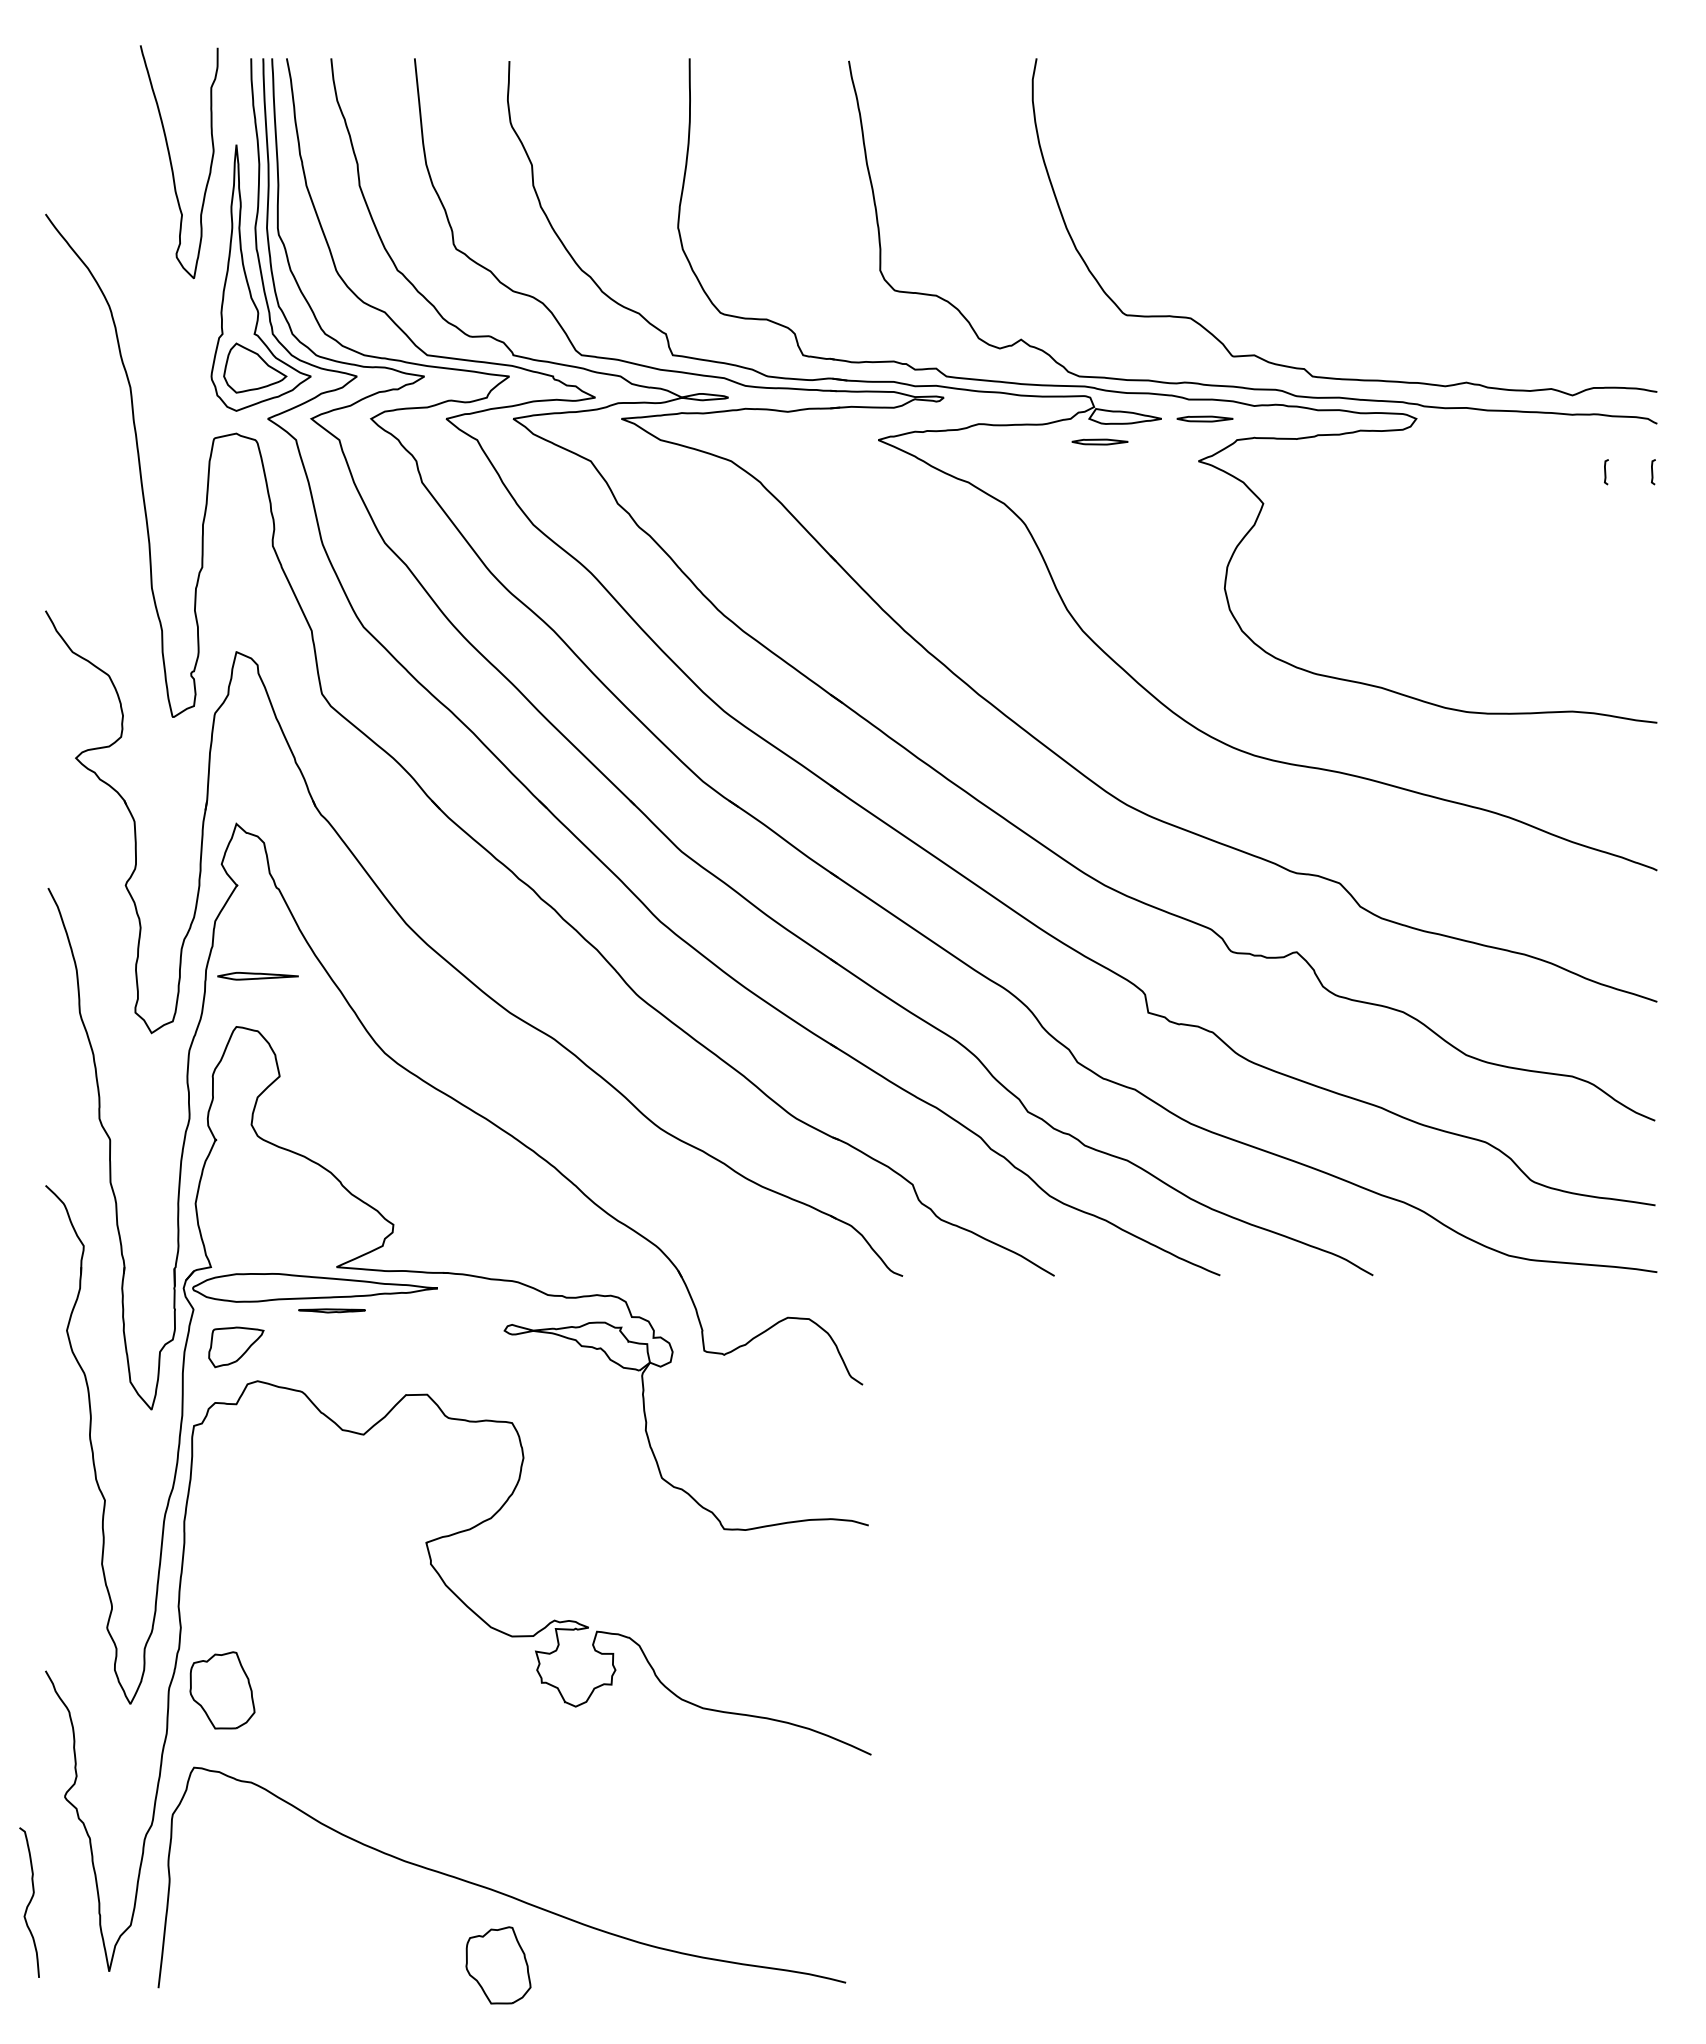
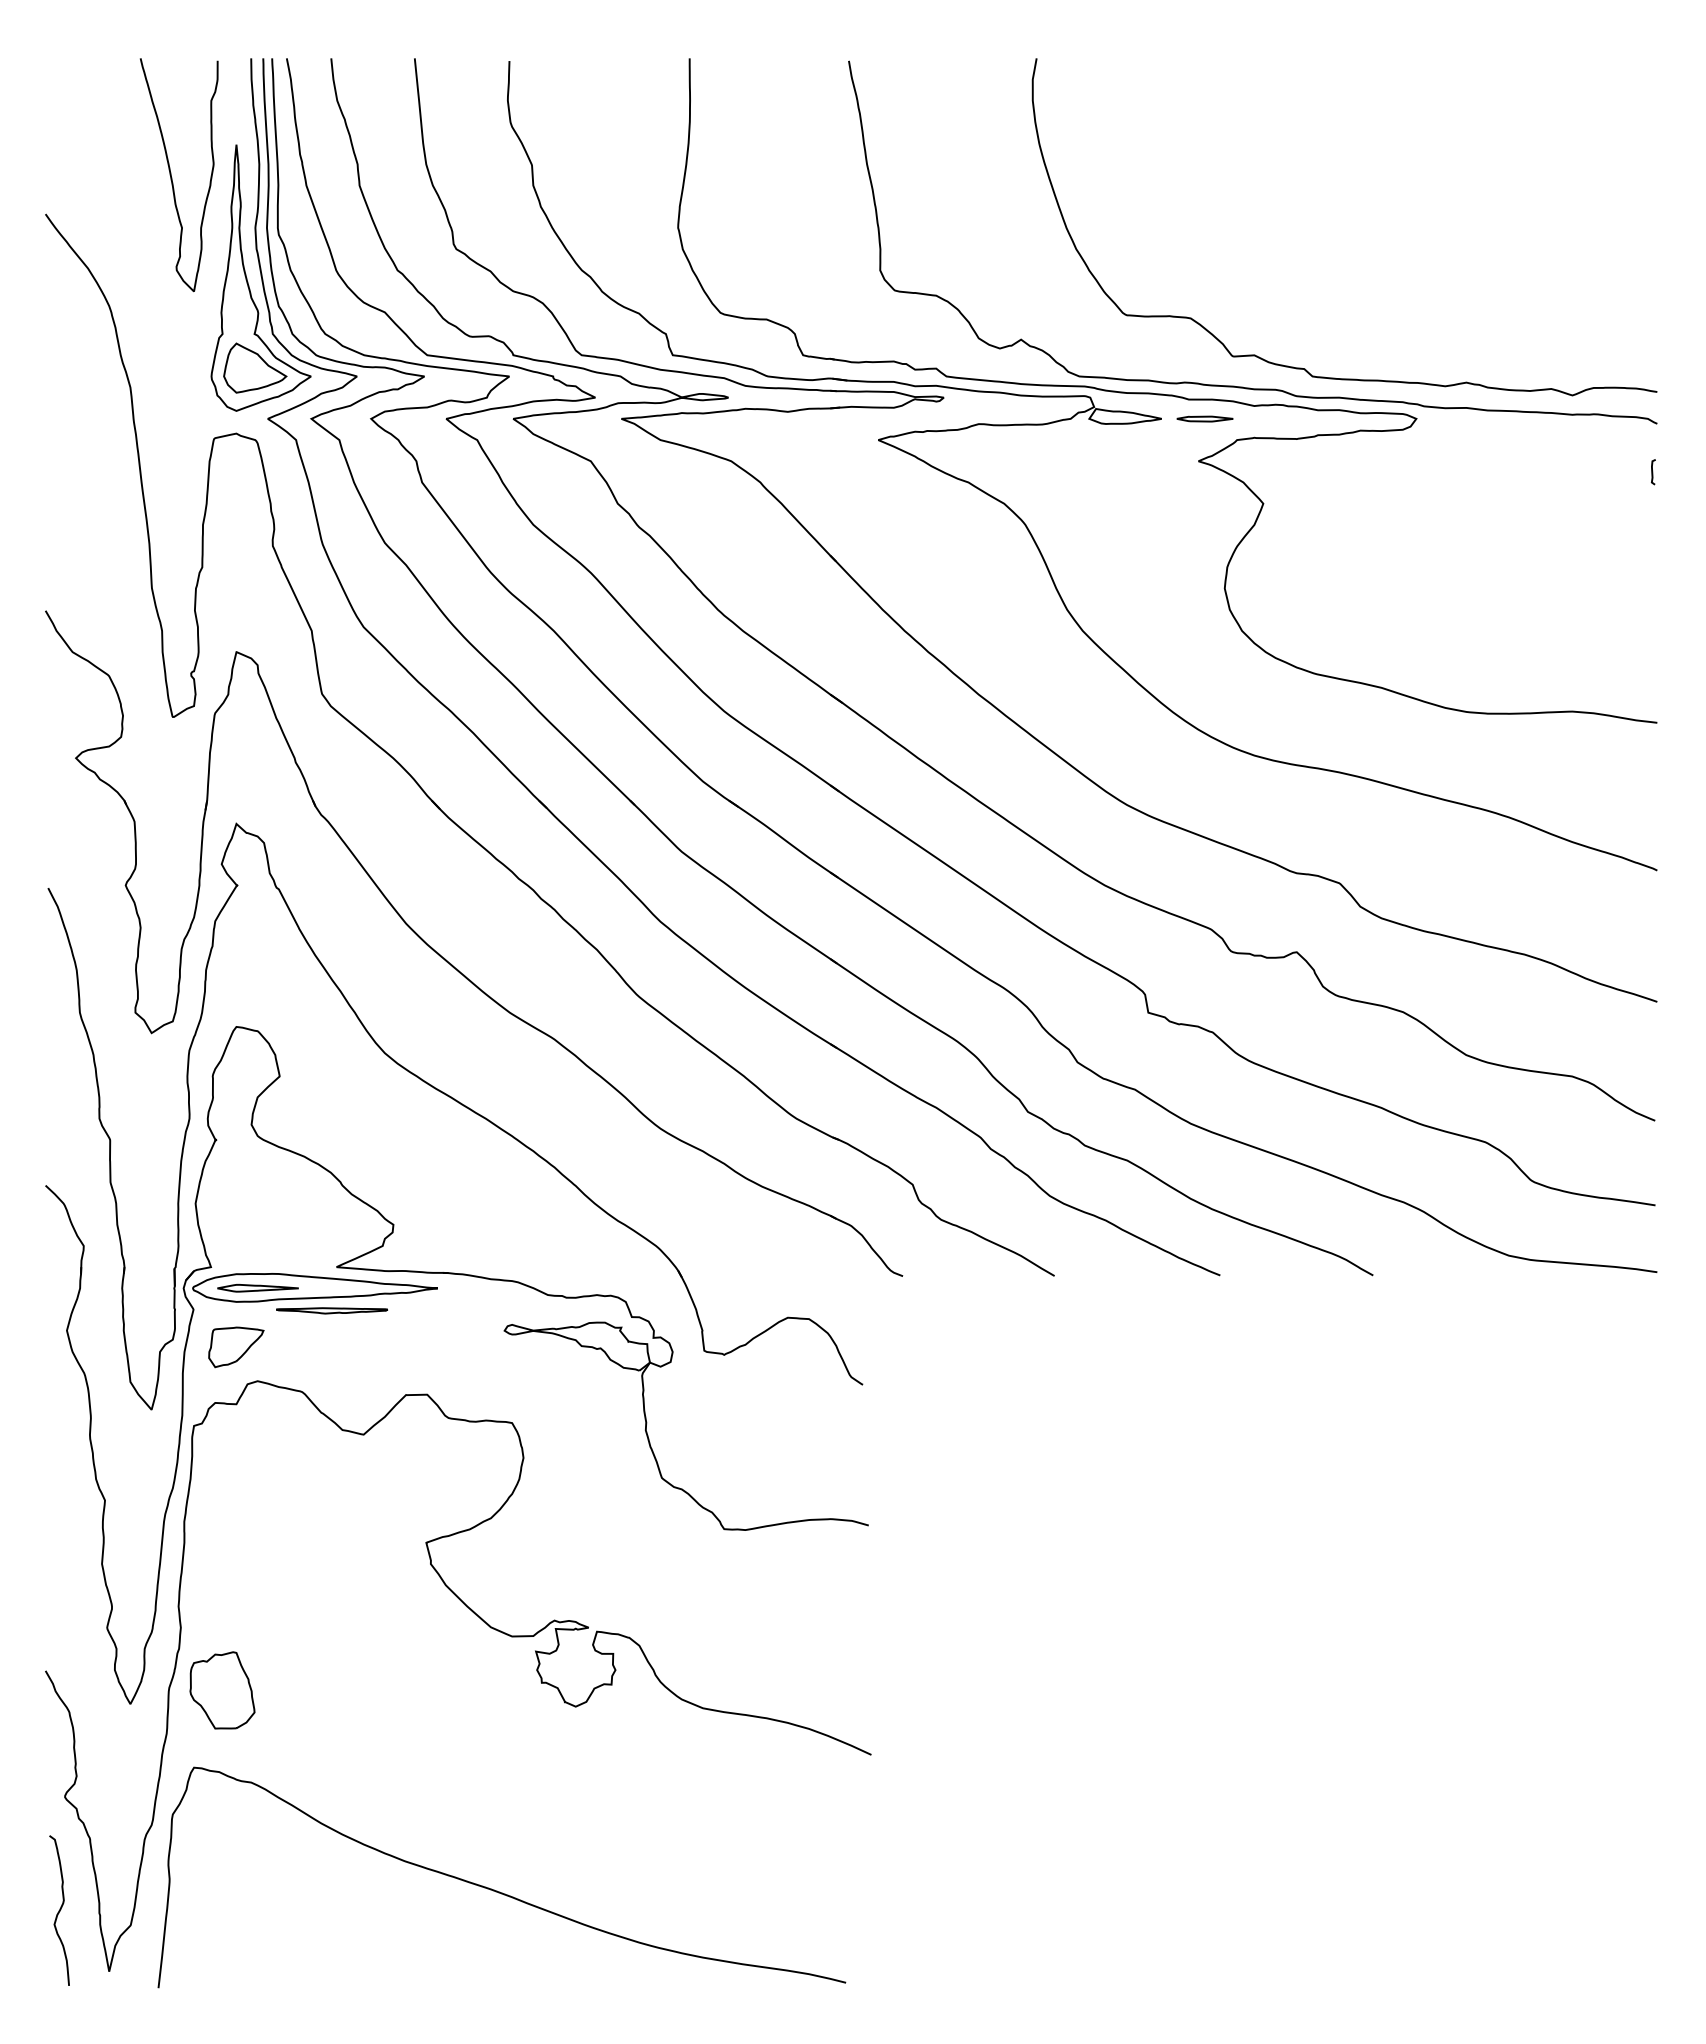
curve position: (172, 164) -> (172, 177) (172, 177)
part: present -> none (1099, 441)
curve: present -> none (1606, 472)
part position: (257, 976) -> (257, 1288) (257, 1288)
part size: 68x6 px -> 112x8 px (331, 1310)
curve position: (29, 1902) -> (59, 1910) (59, 1910)
part: present -> none (498, 1965)
